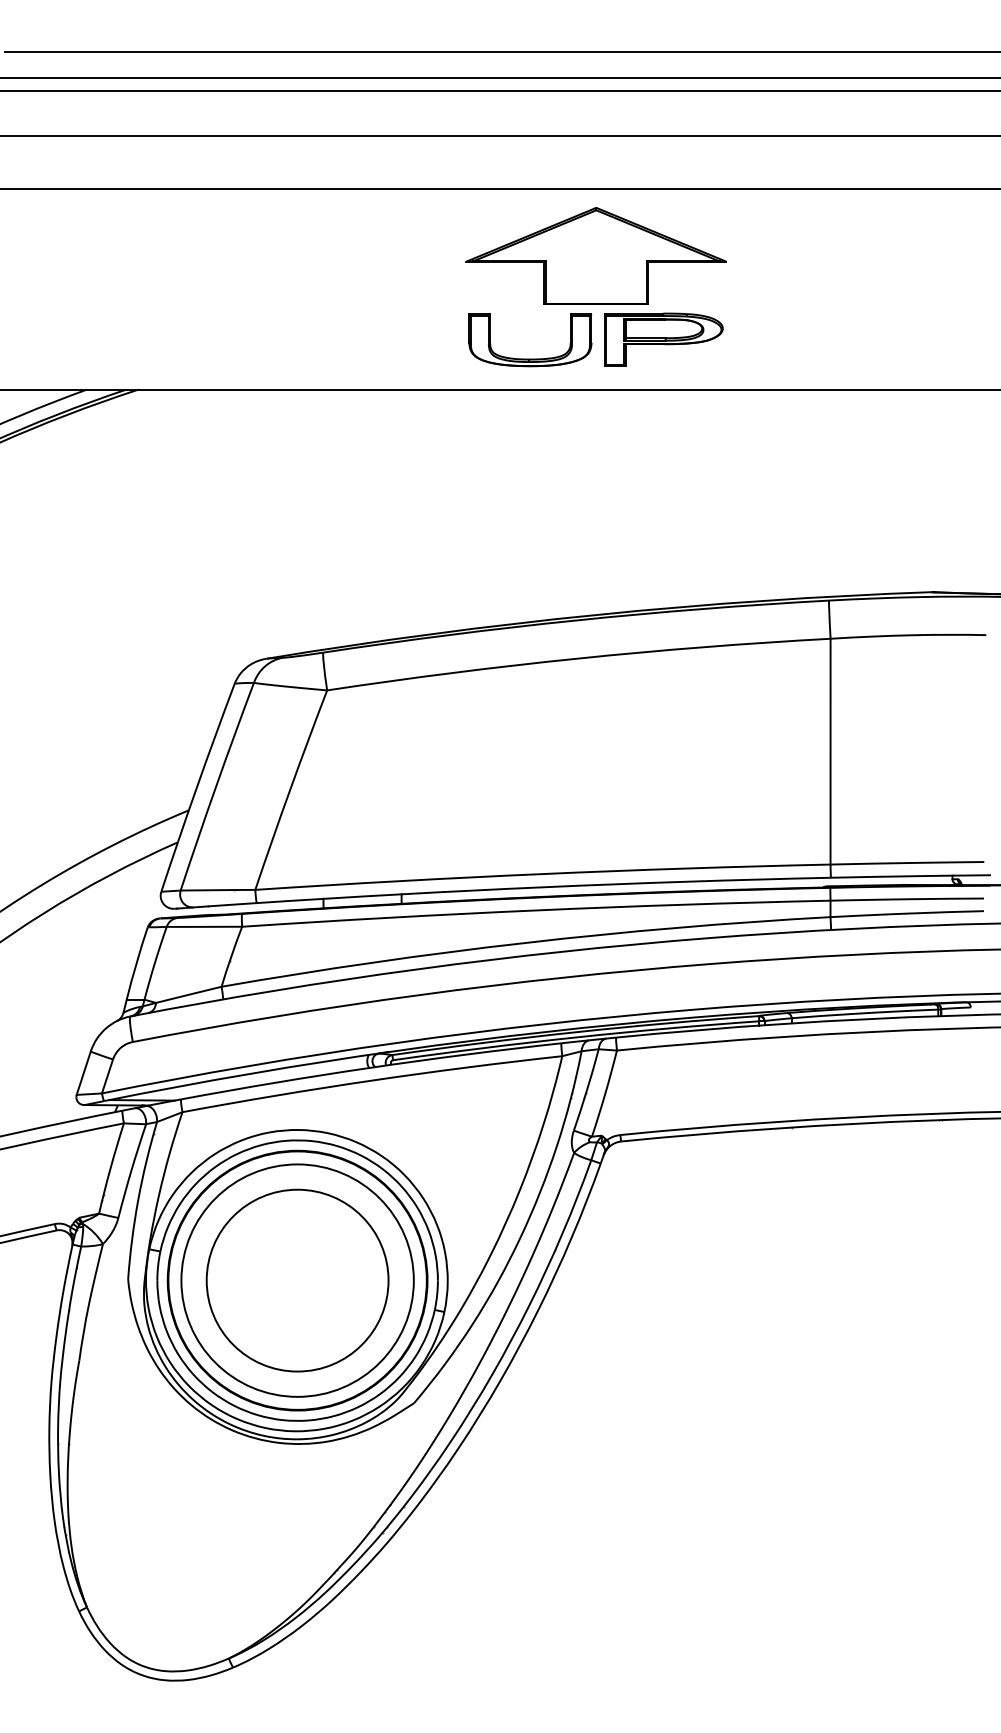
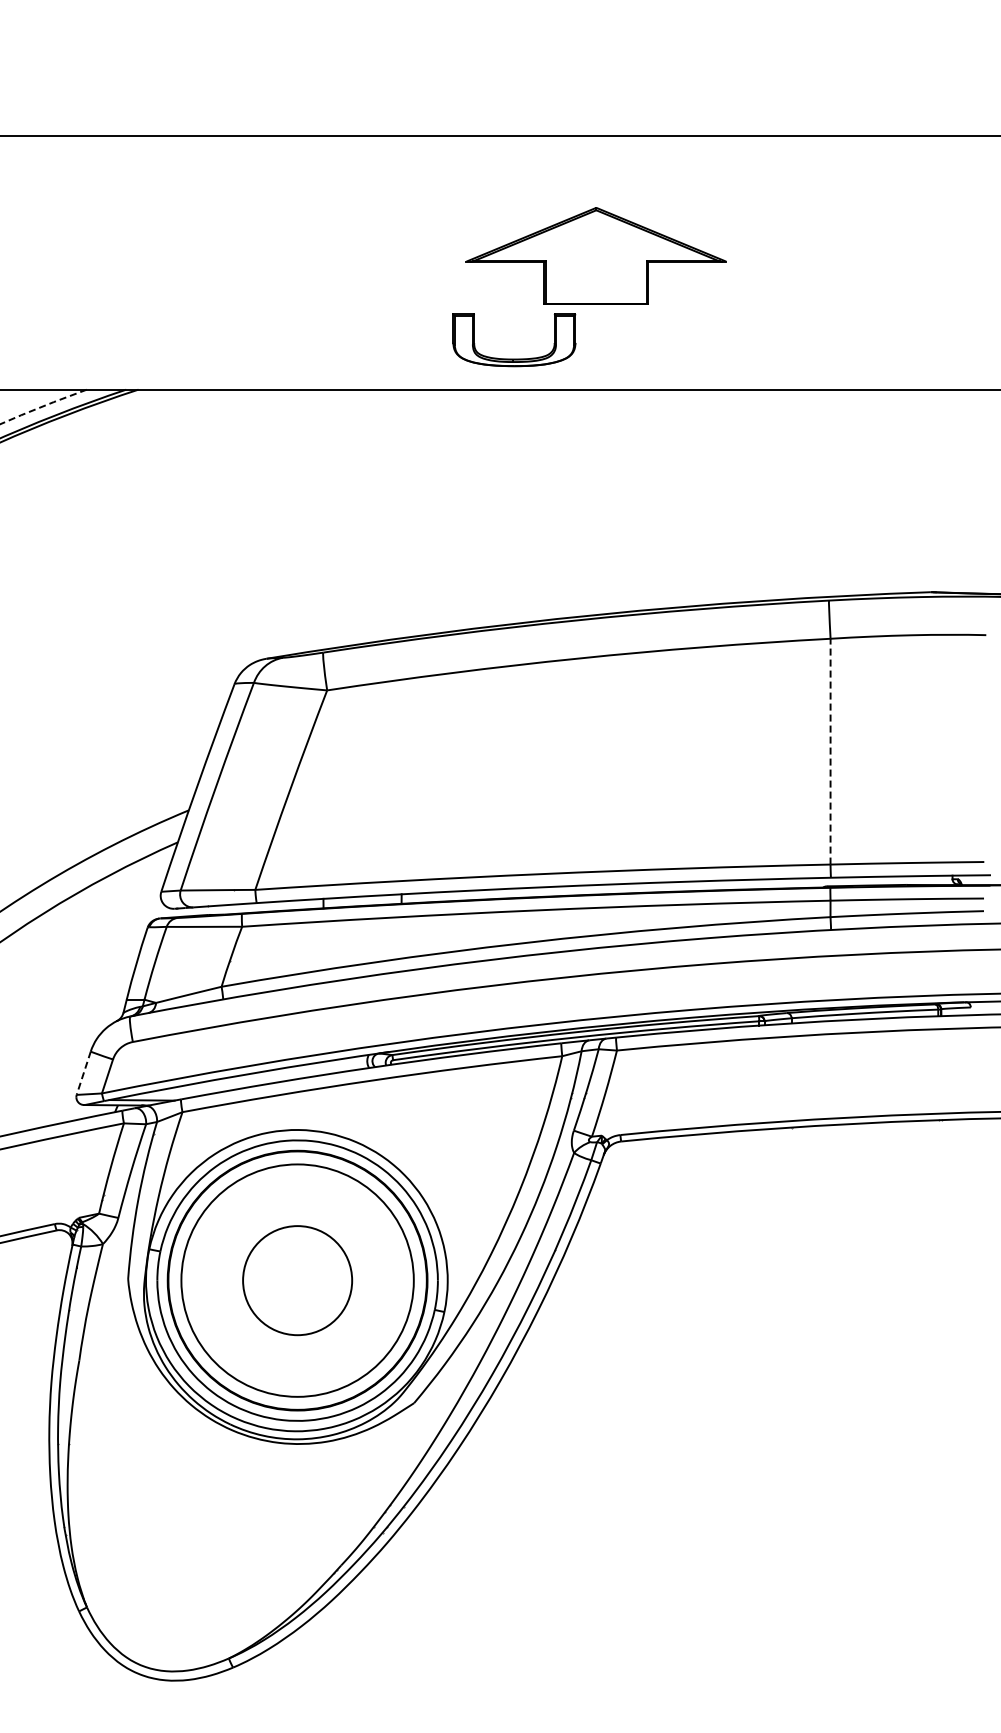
line: present -> none (501, 51)
line: present -> none (499, 77)
line: present -> none (499, 90)
line: present -> none (499, 188)
part: present -> none (663, 339)
part position: (530, 358) -> (514, 358) (514, 358)
arc: solid -> dashed (42, 406)
line: solid -> dashed (830, 751)
line: solid -> dashed (83, 1073)
circle diameter: 182 px -> 109 px (297, 1280)
